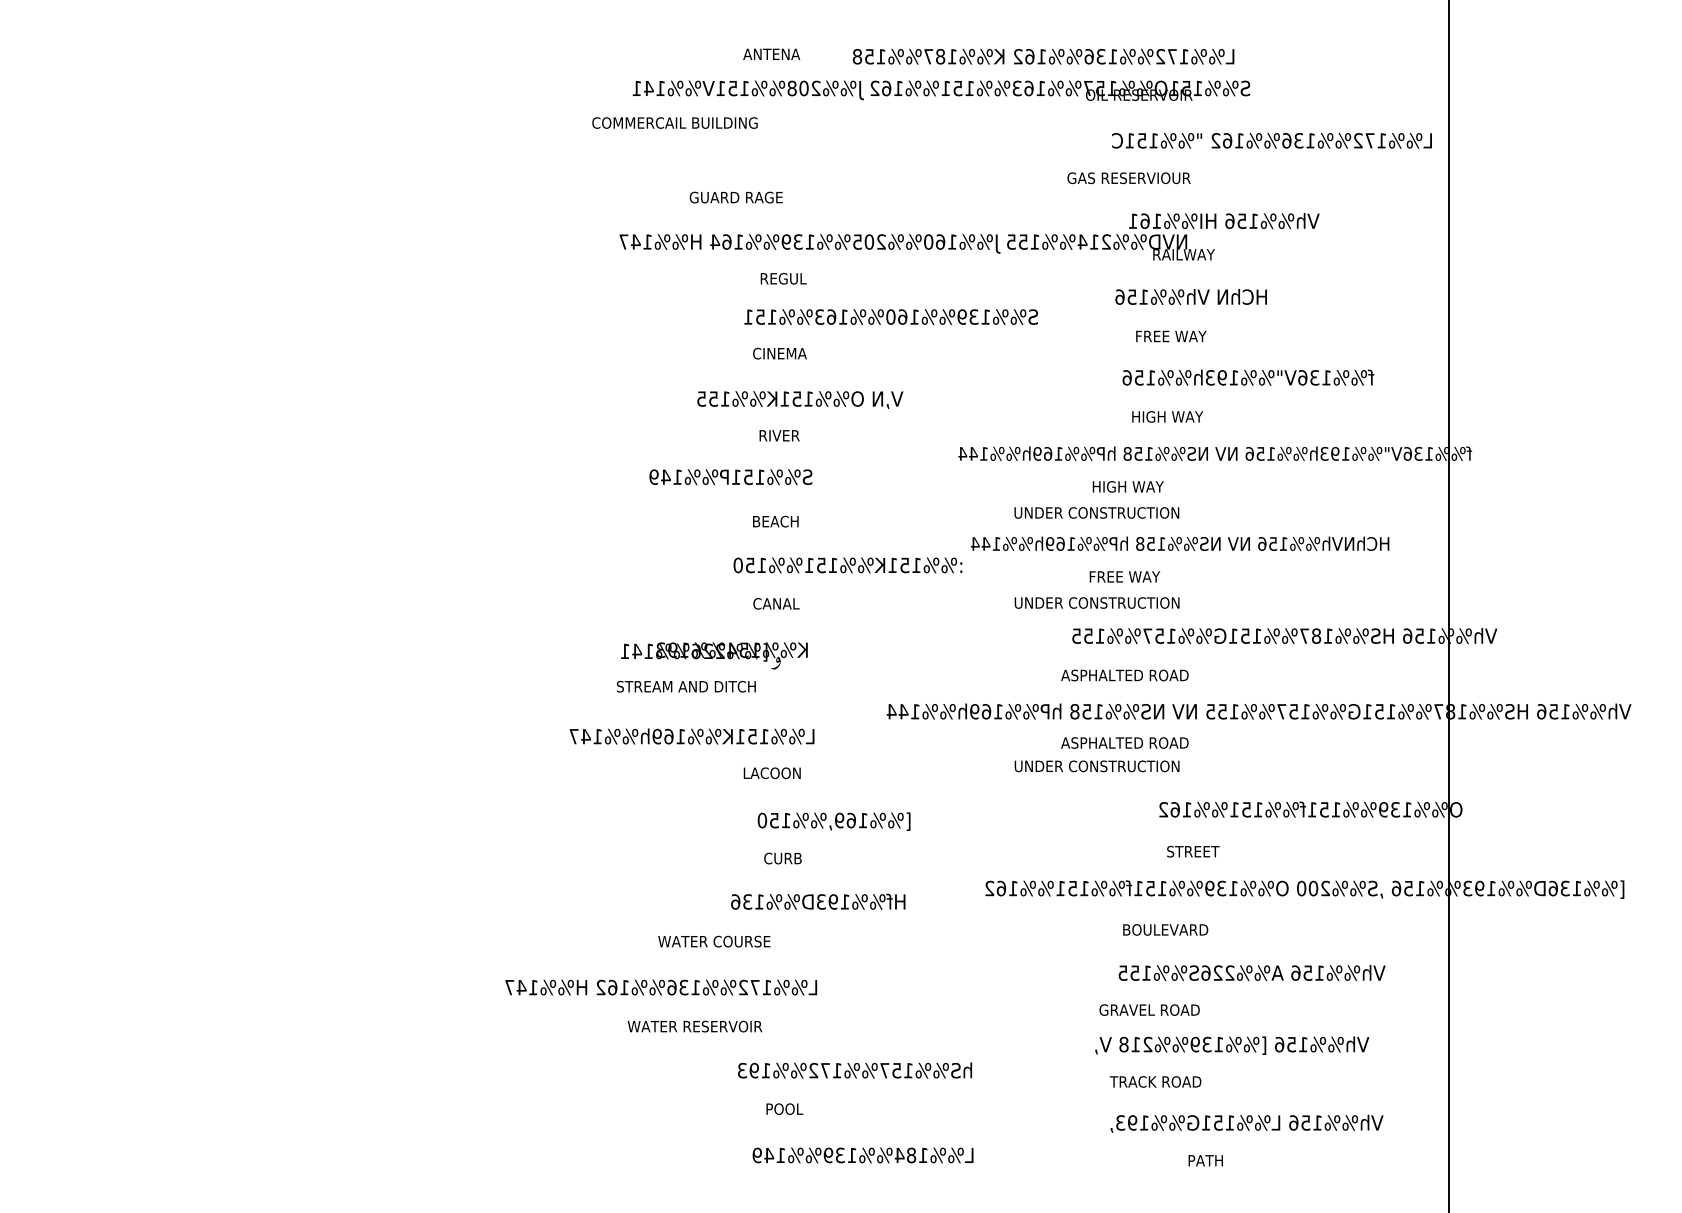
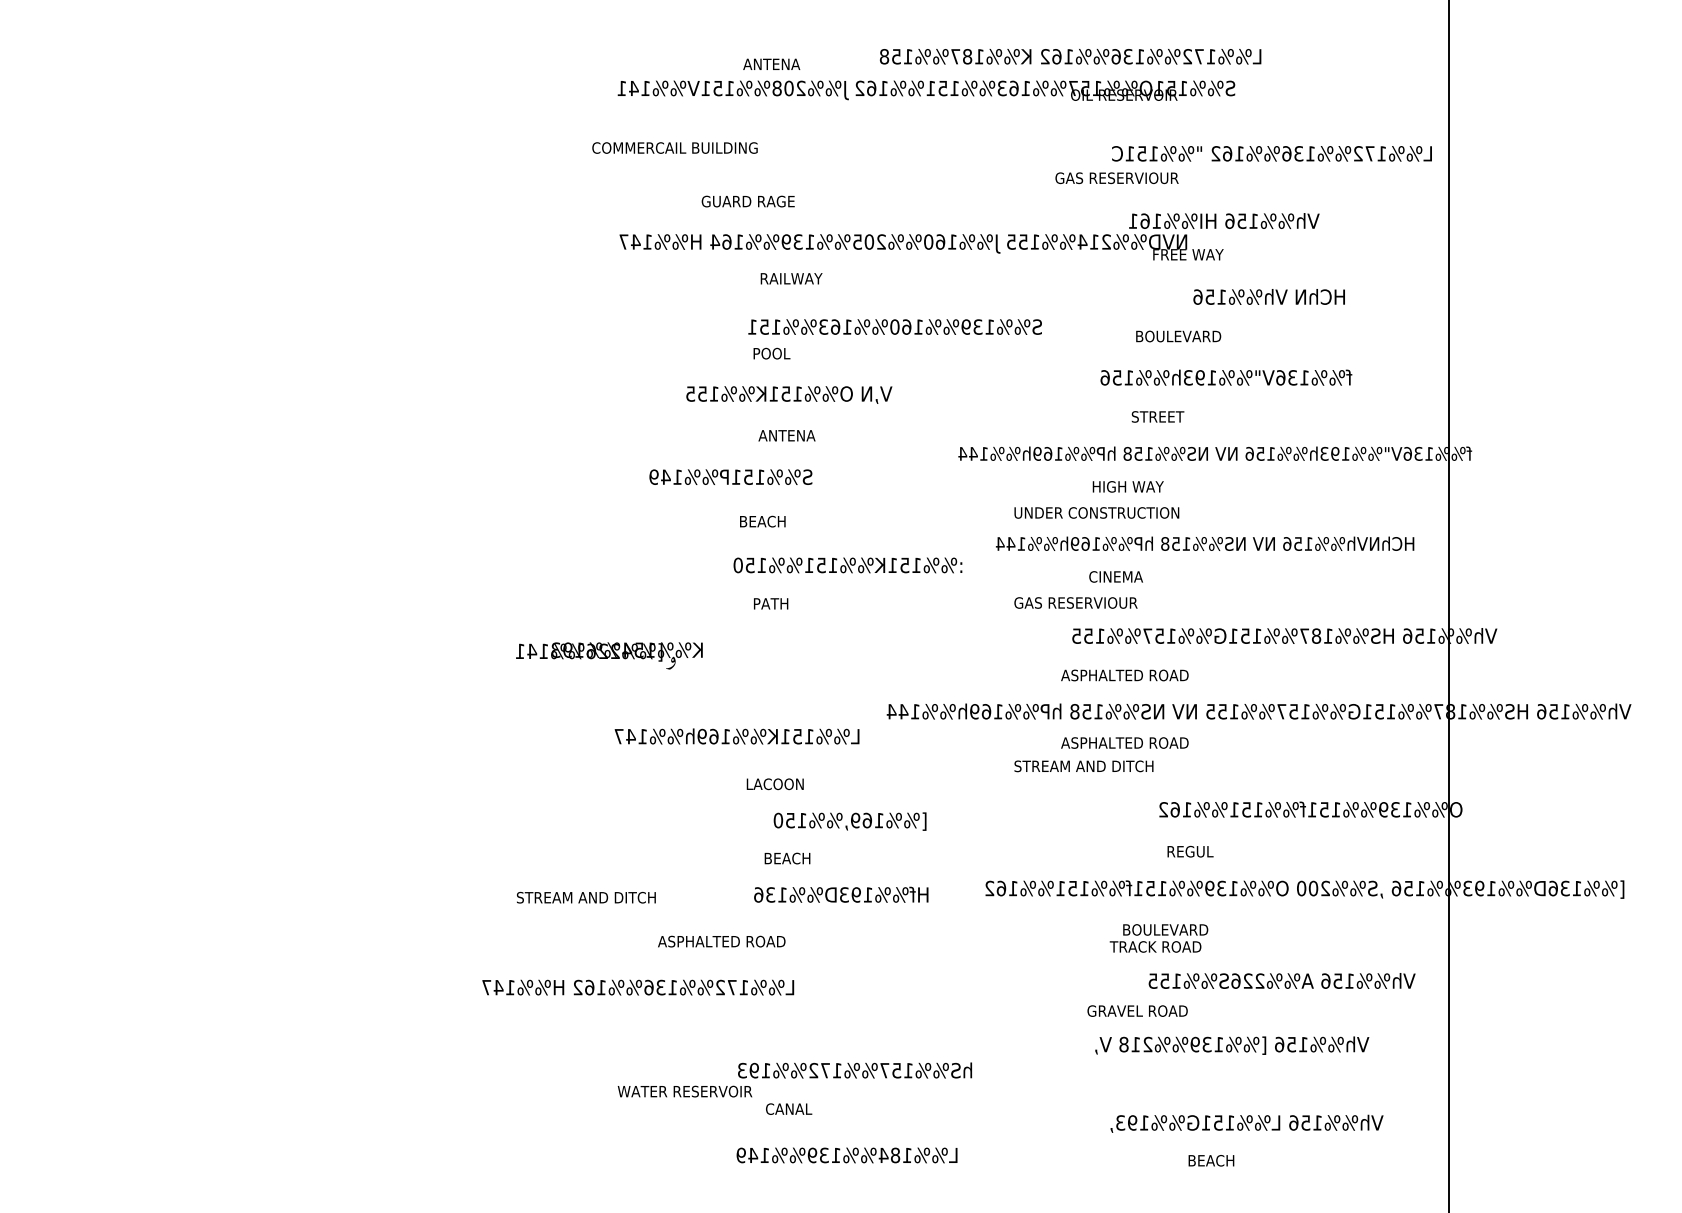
text position: (771, 53) -> (771, 63) (771, 63)
text position: (1043, 56) -> (1070, 56) (1070, 56)
text position: (941, 90) -> (926, 90) (926, 90)
text position: (674, 122) -> (674, 147) (674, 147)
text position: (1271, 140) -> (1271, 153) (1271, 153)
text position: (1128, 178) -> (1116, 178) (1116, 178)
text position: (735, 197) -> (747, 201) (747, 201)
text: RAILWAY -> FREE WAY (1188, 254)
text: REGUL -> RAILWAY (795, 278)
text position: (1190, 296) -> (1268, 296) (1268, 296)
text position: (890, 316) -> (894, 326) (894, 326)
text: FREE WAY -> BOULEVARD (1179, 336)
text: CINEMA -> POOL (779, 353)
text position: (1248, 377) -> (1226, 377) (1226, 377)
text position: (800, 399) -> (789, 394) (789, 394)
text: HIGH WAY -> STREET (1167, 416)
text: RIVER -> ANTENA (786, 435)
text position: (775, 521) -> (762, 521) (762, 521)
text position: (1180, 543) -> (1205, 543) (1205, 543)
text: FREE WAY -> CINEMA (1124, 576)
text: UNDER CONSTRUCTION -> GAS RESERVIOUR (1096, 602)
text: CANAL -> PATH (776, 603)
text position: (714, 655) -> (609, 655) (609, 655)
text position: (686, 686) -> (586, 897) (586, 897)
text position: (691, 736) -> (736, 736) (736, 736)
text: UNDER CONSTRUCTION -> STREAM AND DITCH (1096, 766)
text position: (771, 773) -> (774, 784) (774, 784)
text position: (833, 821) -> (849, 821) (849, 821)
text: STREET -> REGUL (1193, 851)
text: CURB -> BEACH (787, 858)
text position: (818, 901) -> (841, 894) (841, 894)
text: WATER COURSE -> ASPHALTED ROAD (721, 941)
text position: (1251, 972) -> (1281, 980) (1281, 980)
text position: (661, 987) -> (638, 987) (638, 987)
text position: (1149, 1009) -> (1137, 1010) (1137, 1010)
text position: (694, 1026) -> (684, 1091) (684, 1091)
text position: (1155, 1081) -> (1155, 946) (1155, 946)
text: POOL -> CANAL (789, 1108)
text position: (862, 1155) -> (846, 1155) (846, 1155)
text: PATH -> BEACH (1212, 1160)
